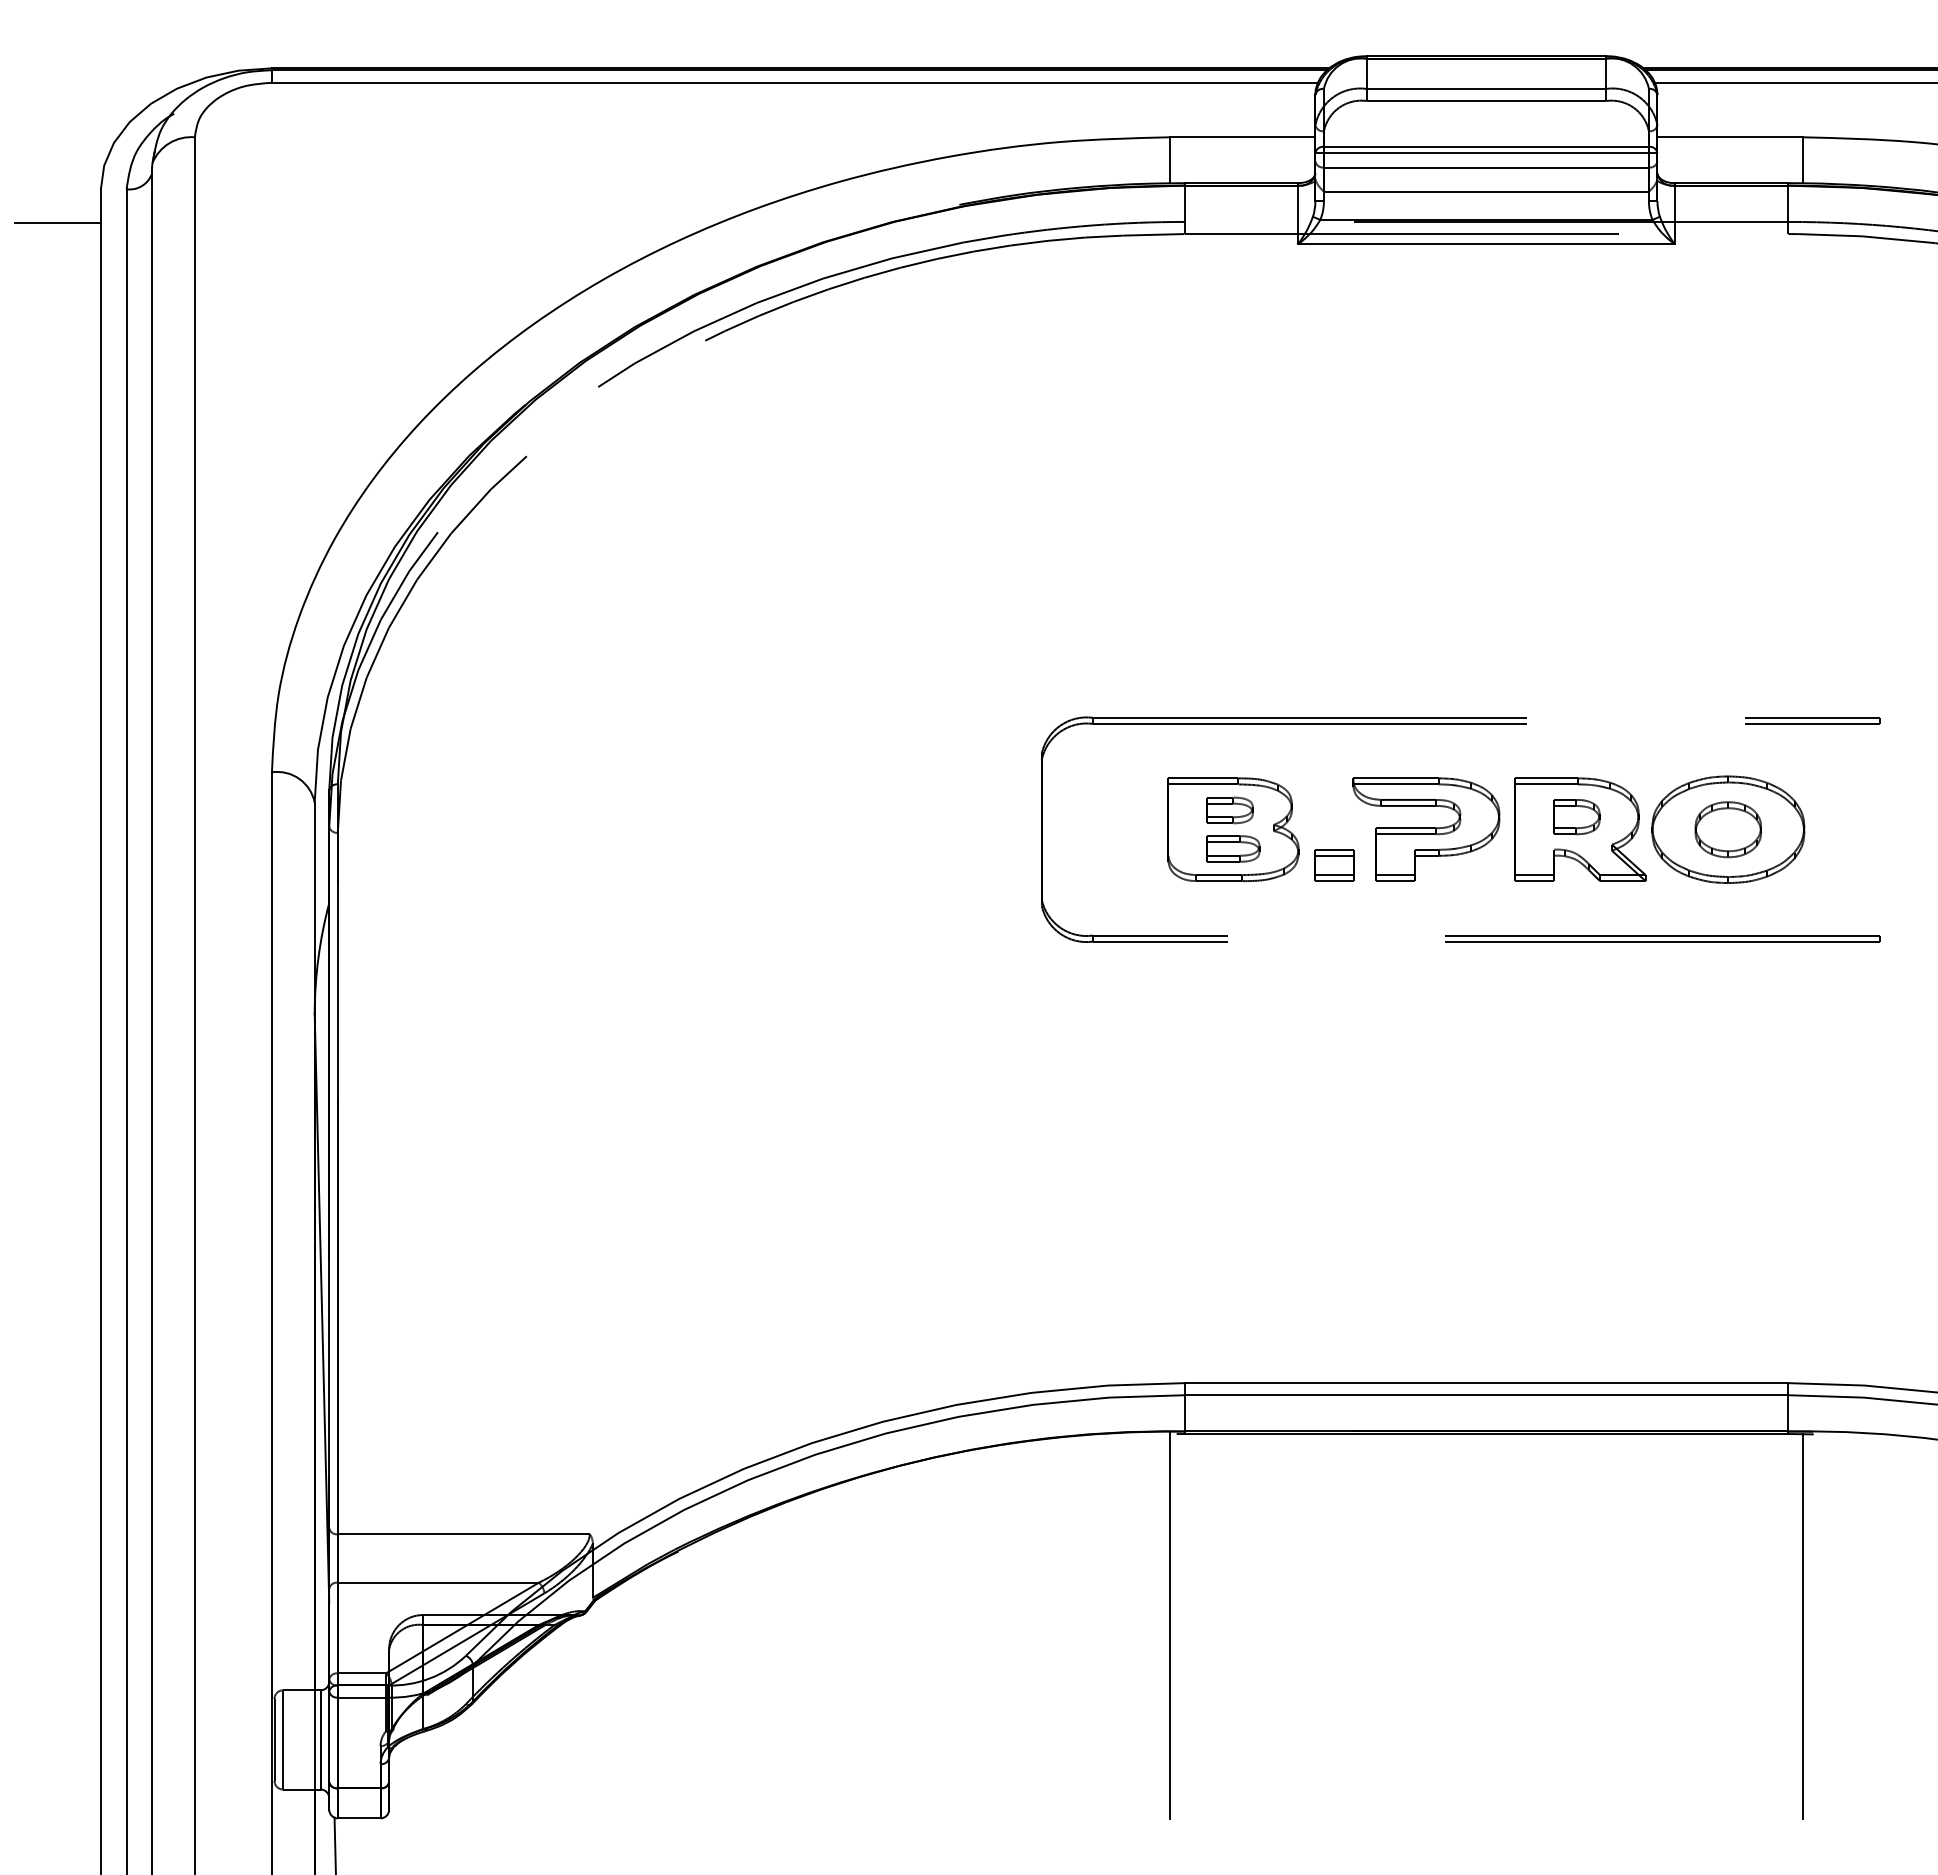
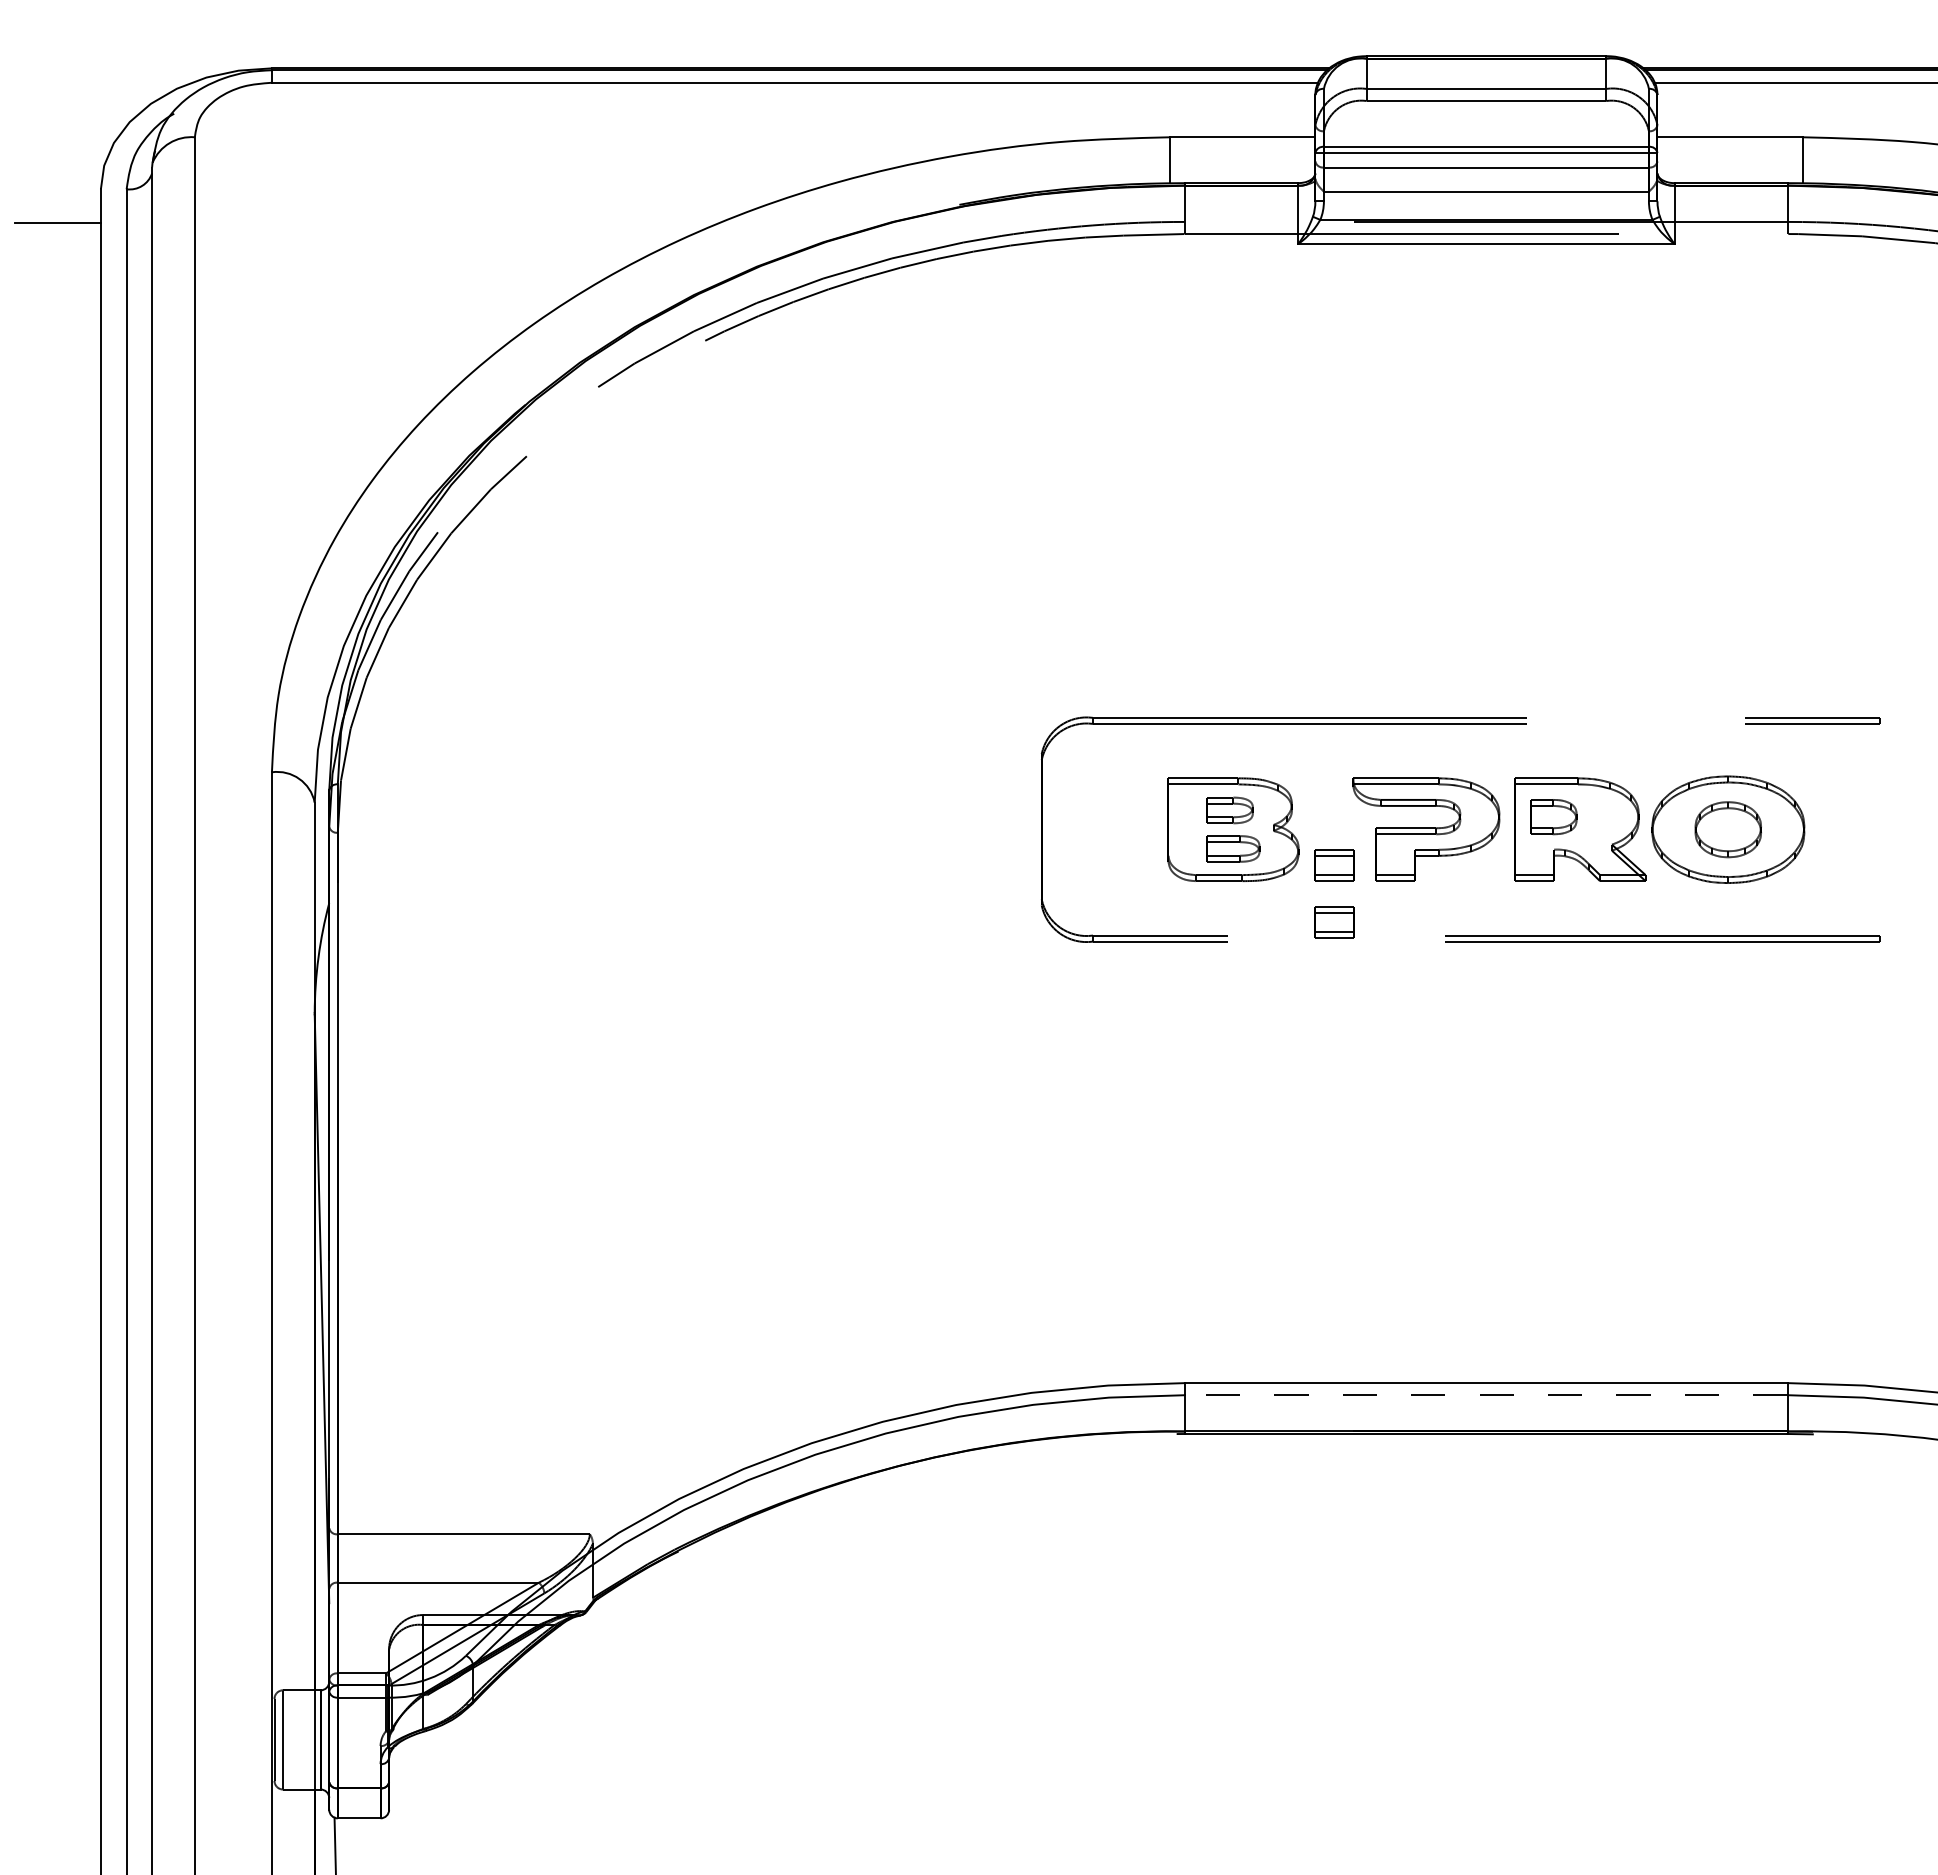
part position: (1576, 817) -> (1553, 817) (1553, 817)
part: none -> present (1334, 922)
line: solid -> dashed (1485, 1395)
line: present -> none (1169, 1625)
line: present -> none (1802, 1626)
